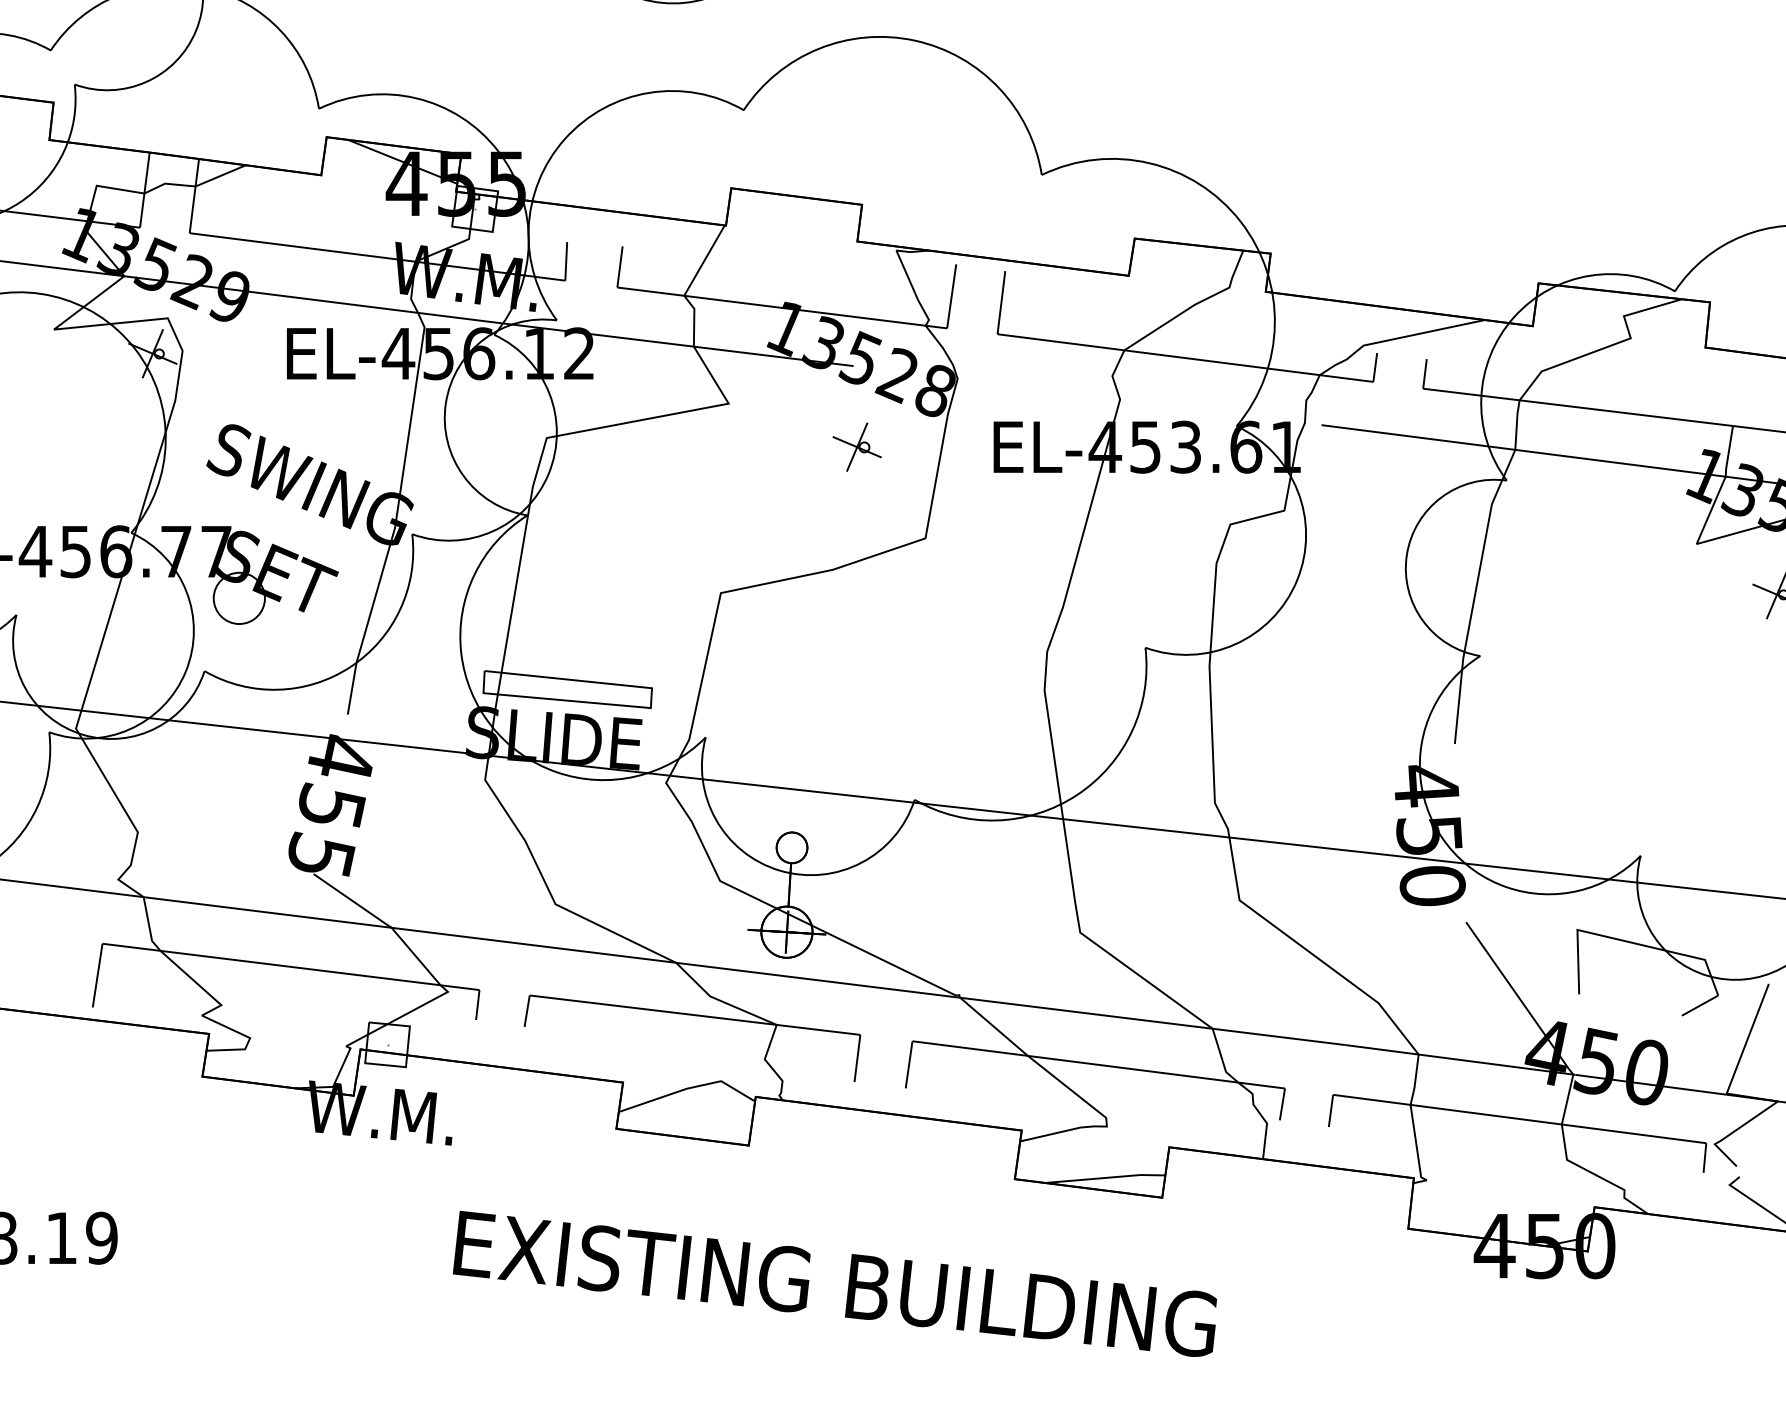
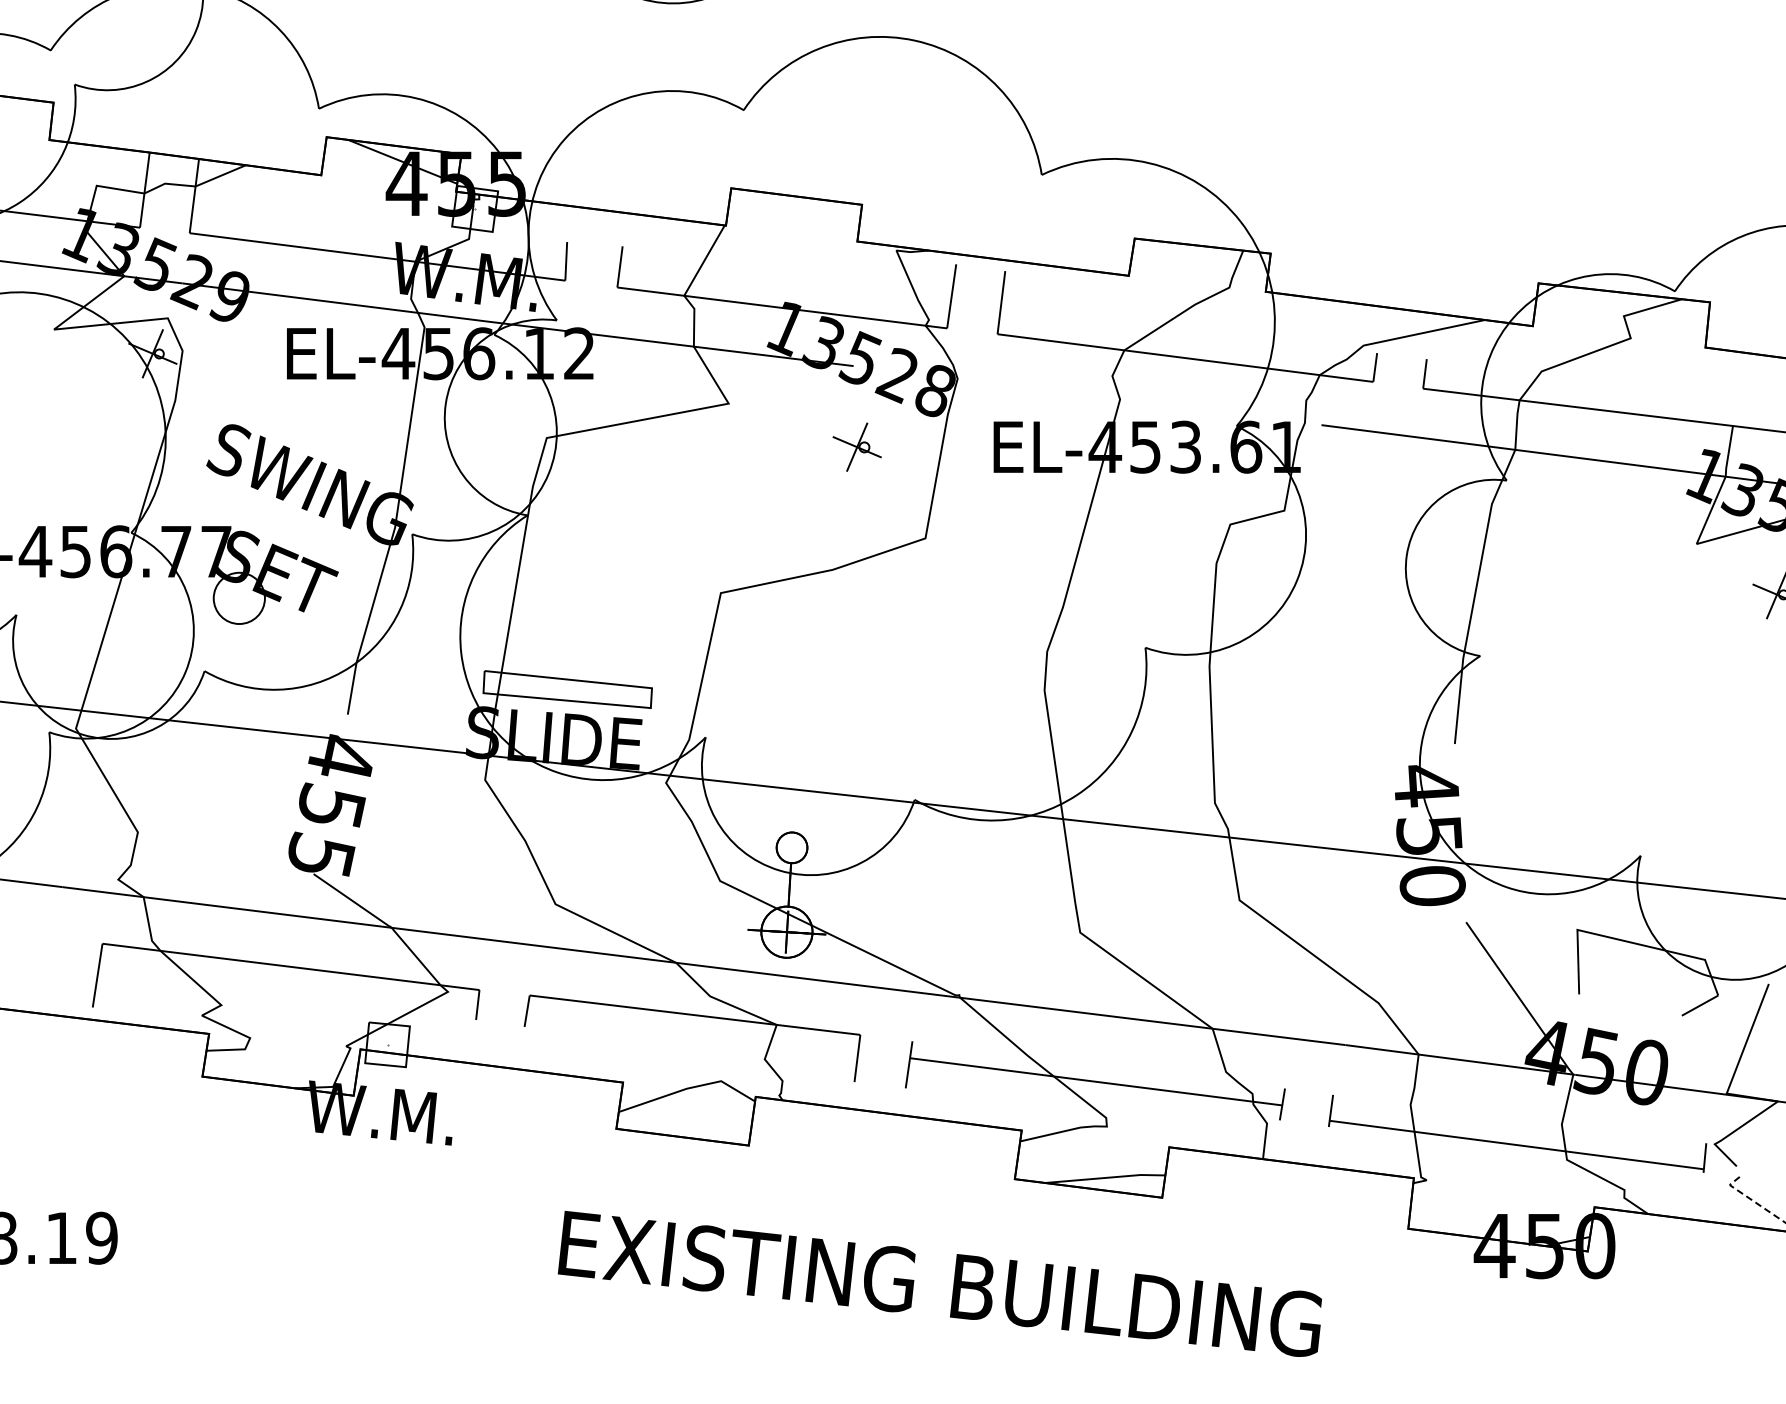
line position: (1098, 1064) -> (1096, 1081) (1096, 1081)
line position: (1519, 1118) -> (1516, 1144) (1516, 1144)
line: solid -> dashed (1751, 1200)
text position: (834, 1283) -> (939, 1283) (939, 1283)
